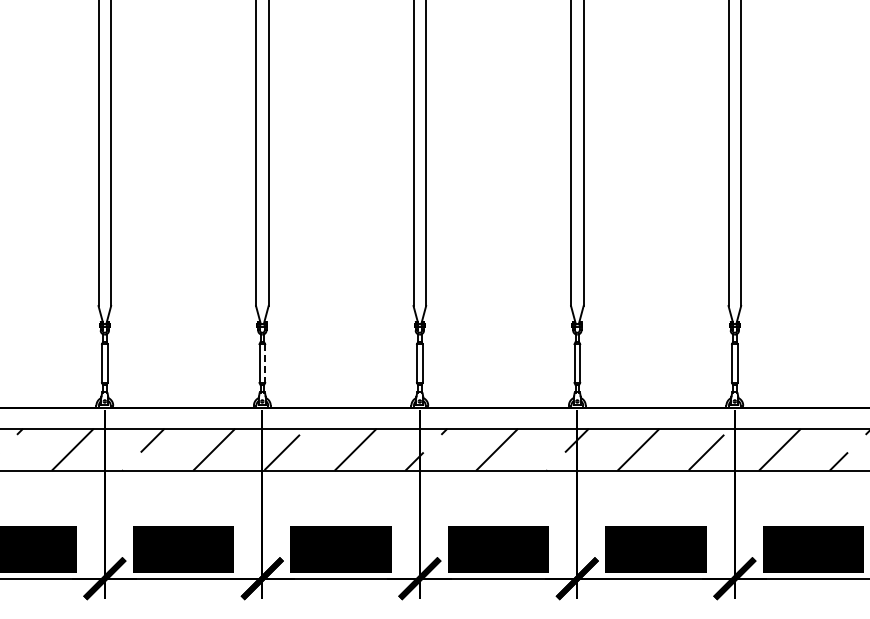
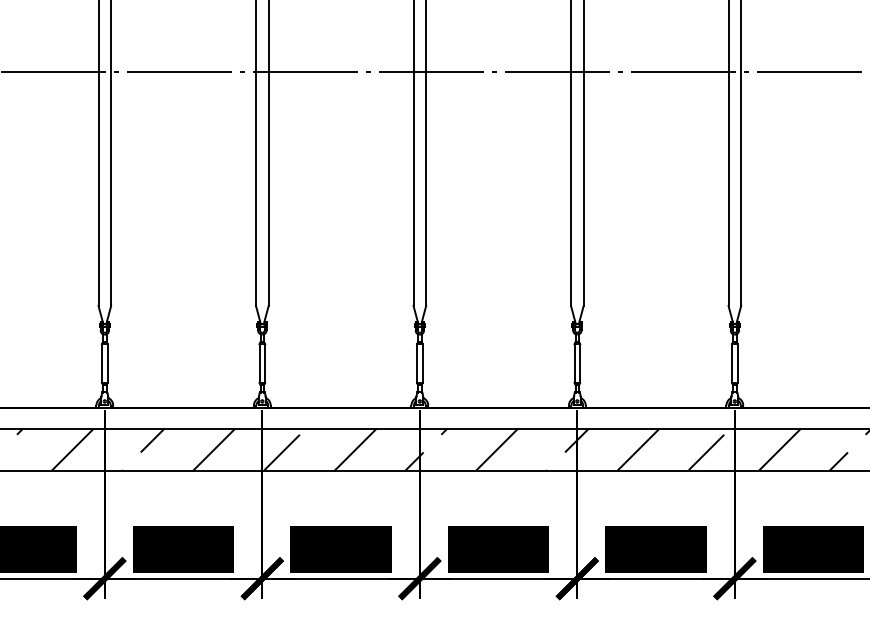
line: none -> present (434, 71)
line: dashed -> solid (265, 364)
